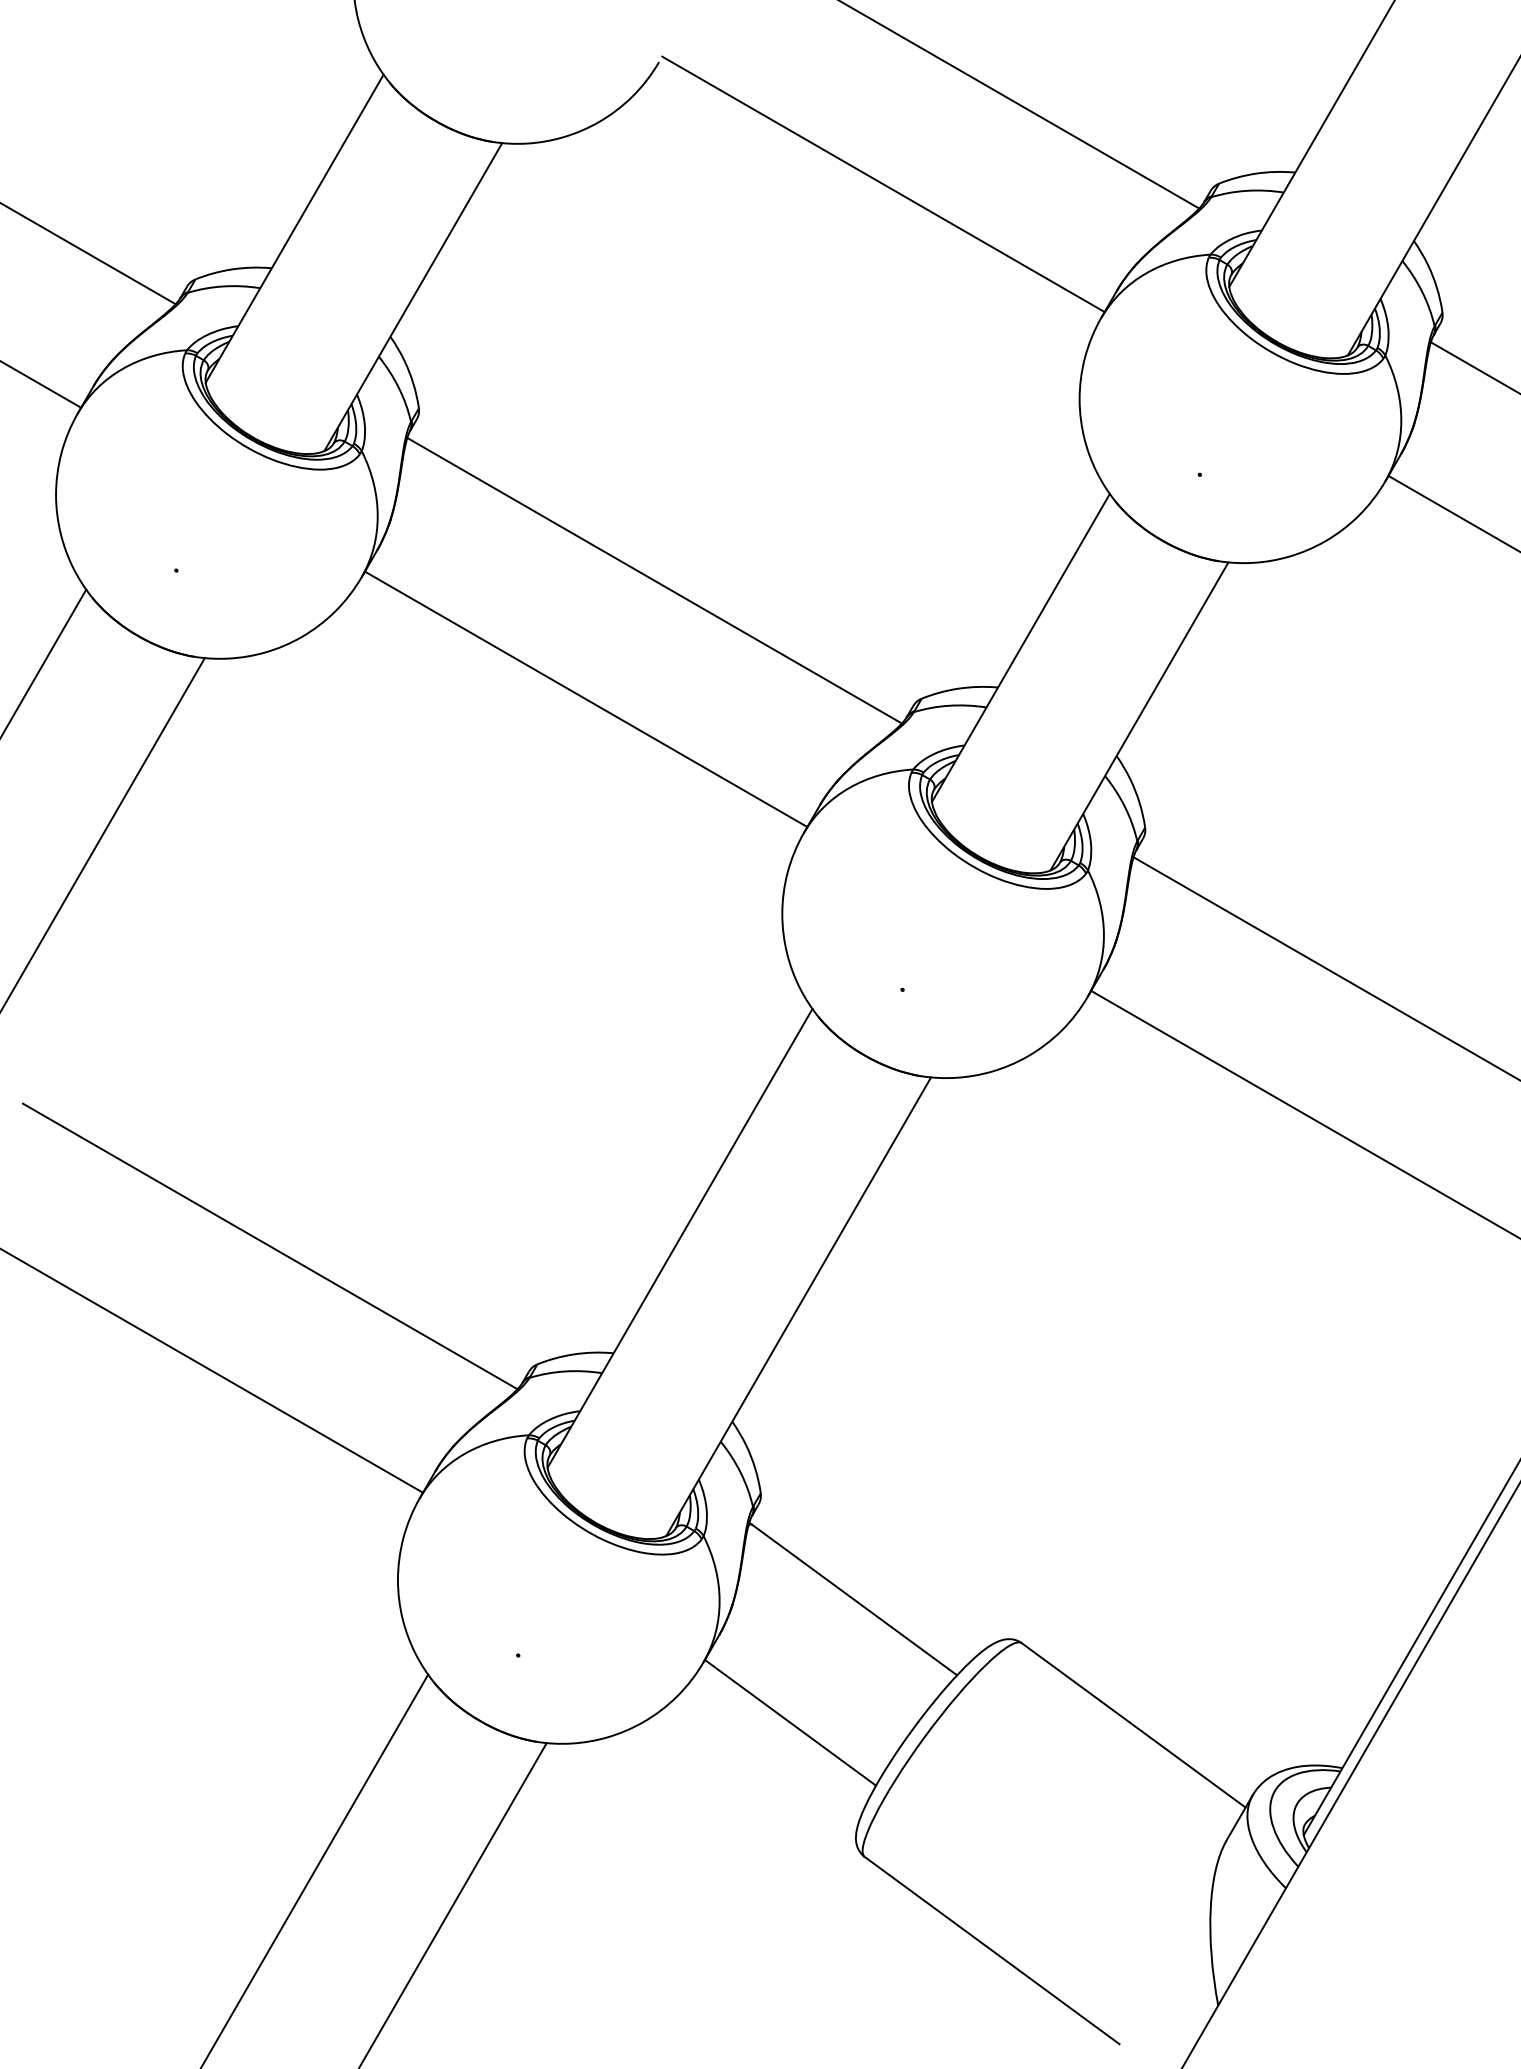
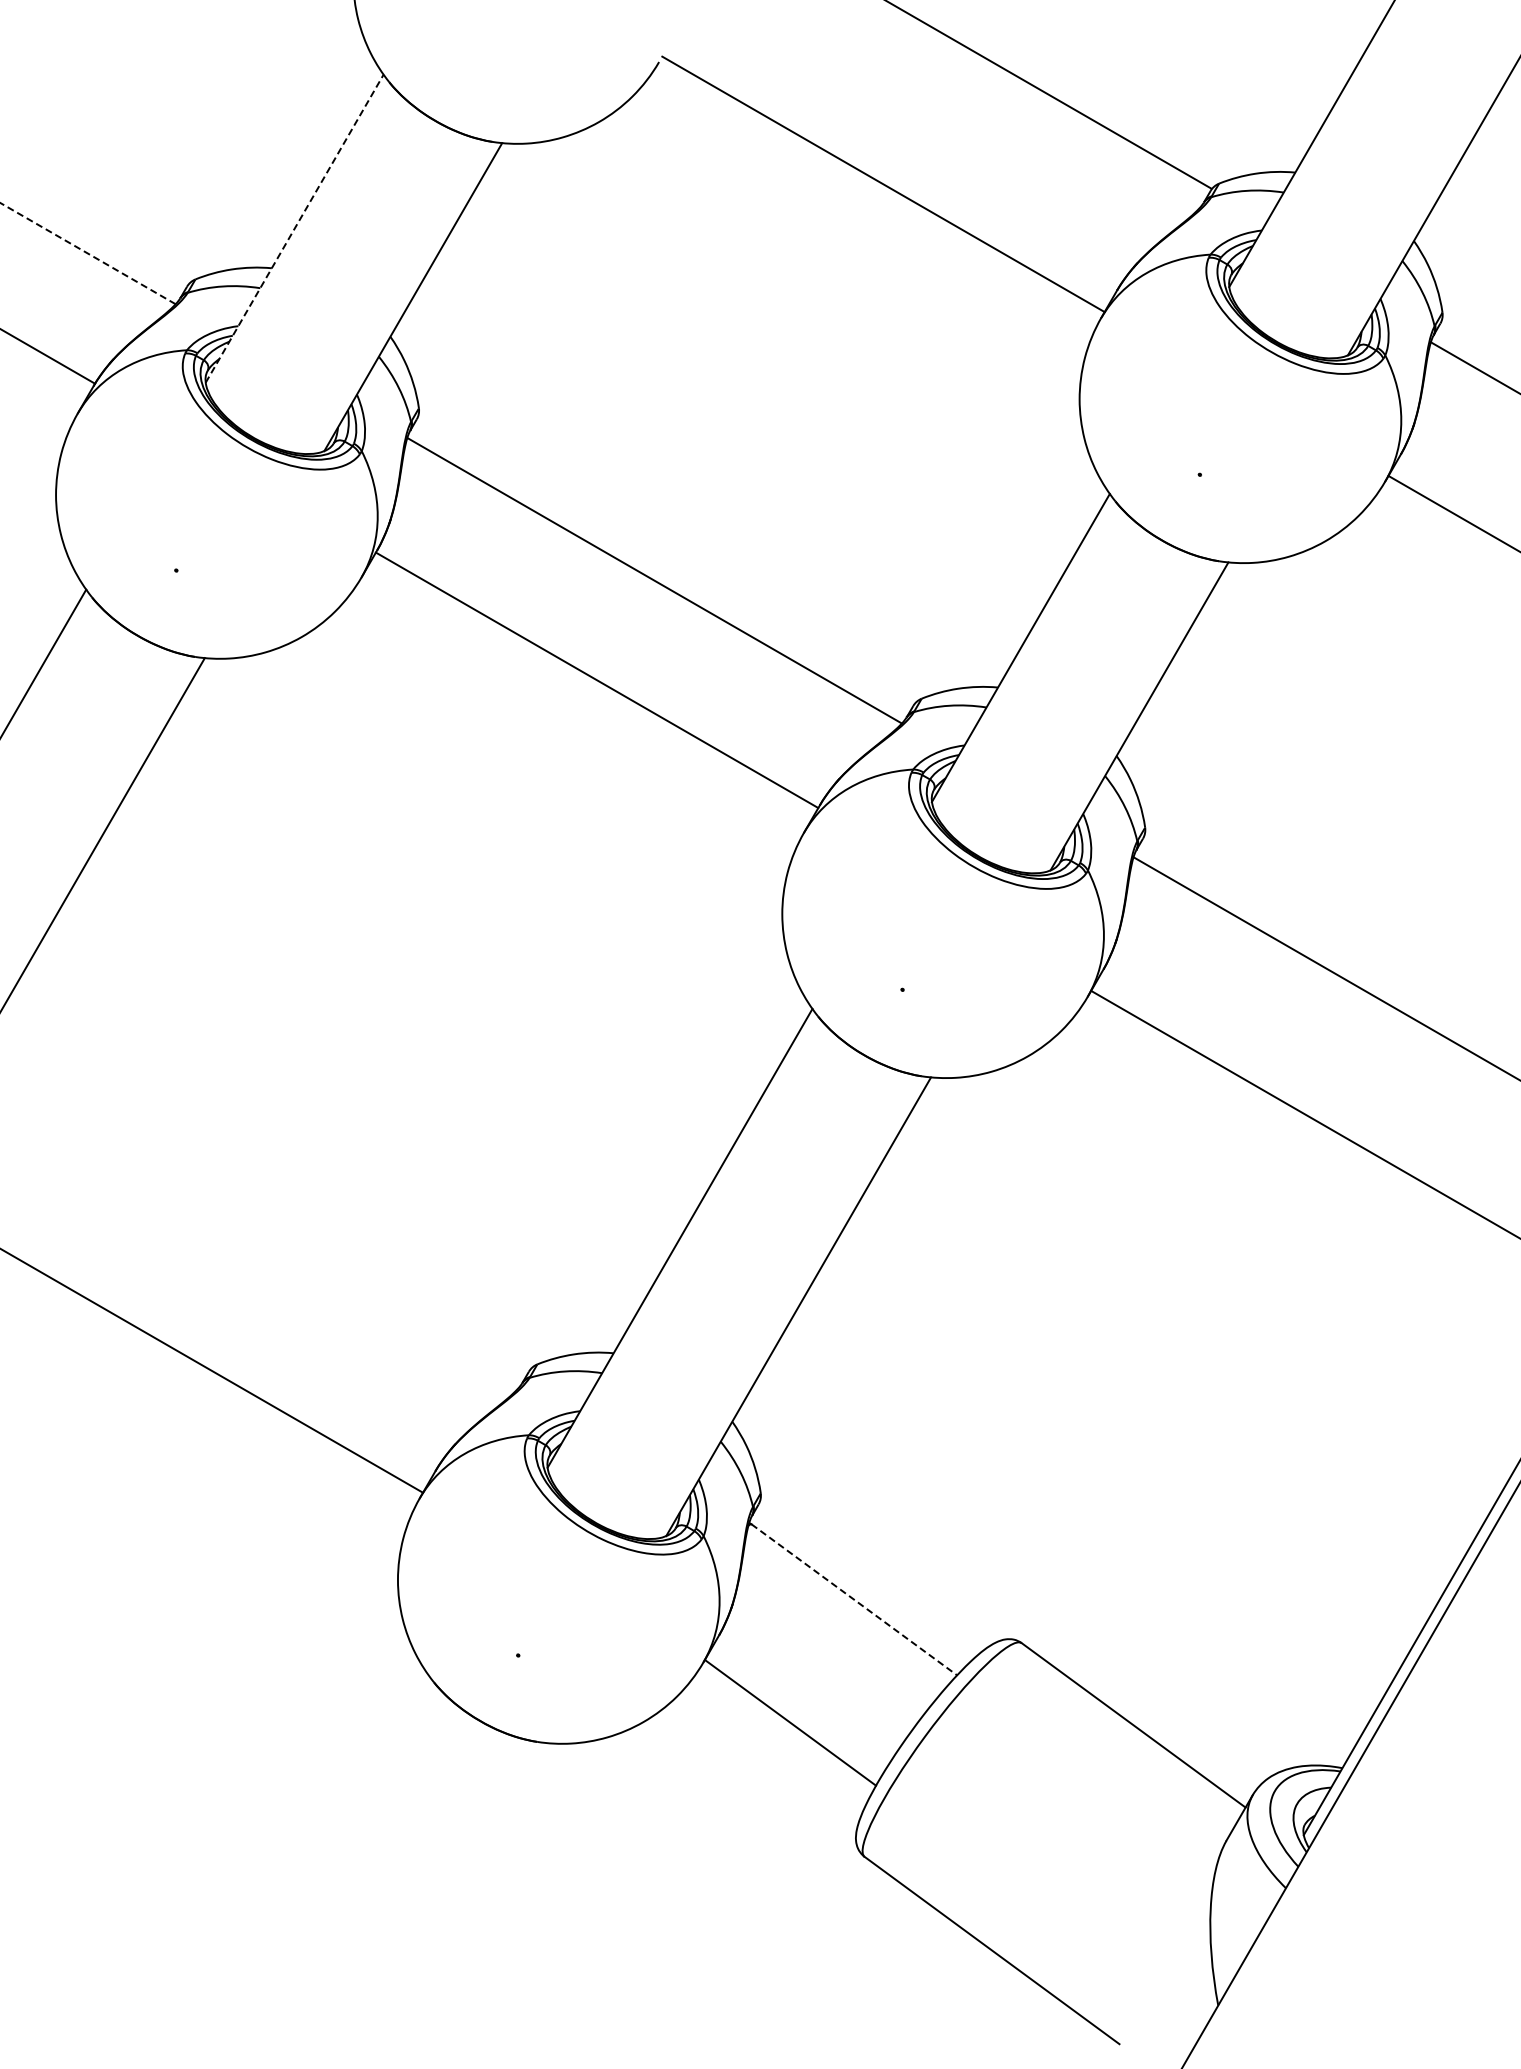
line position: (1020, 105) -> (1049, 95) (1049, 95)
line: solid -> dashed (294, 228)
line: solid -> dashed (87, 253)
line position: (41, 384) -> (48, 356) (48, 356)
line position: (585, 699) -> (596, 680) (596, 680)
line: present -> none (270, 1246)
line: solid -> dashed (854, 1599)
line: present -> none (315, 1869)
line: present -> none (453, 1904)
